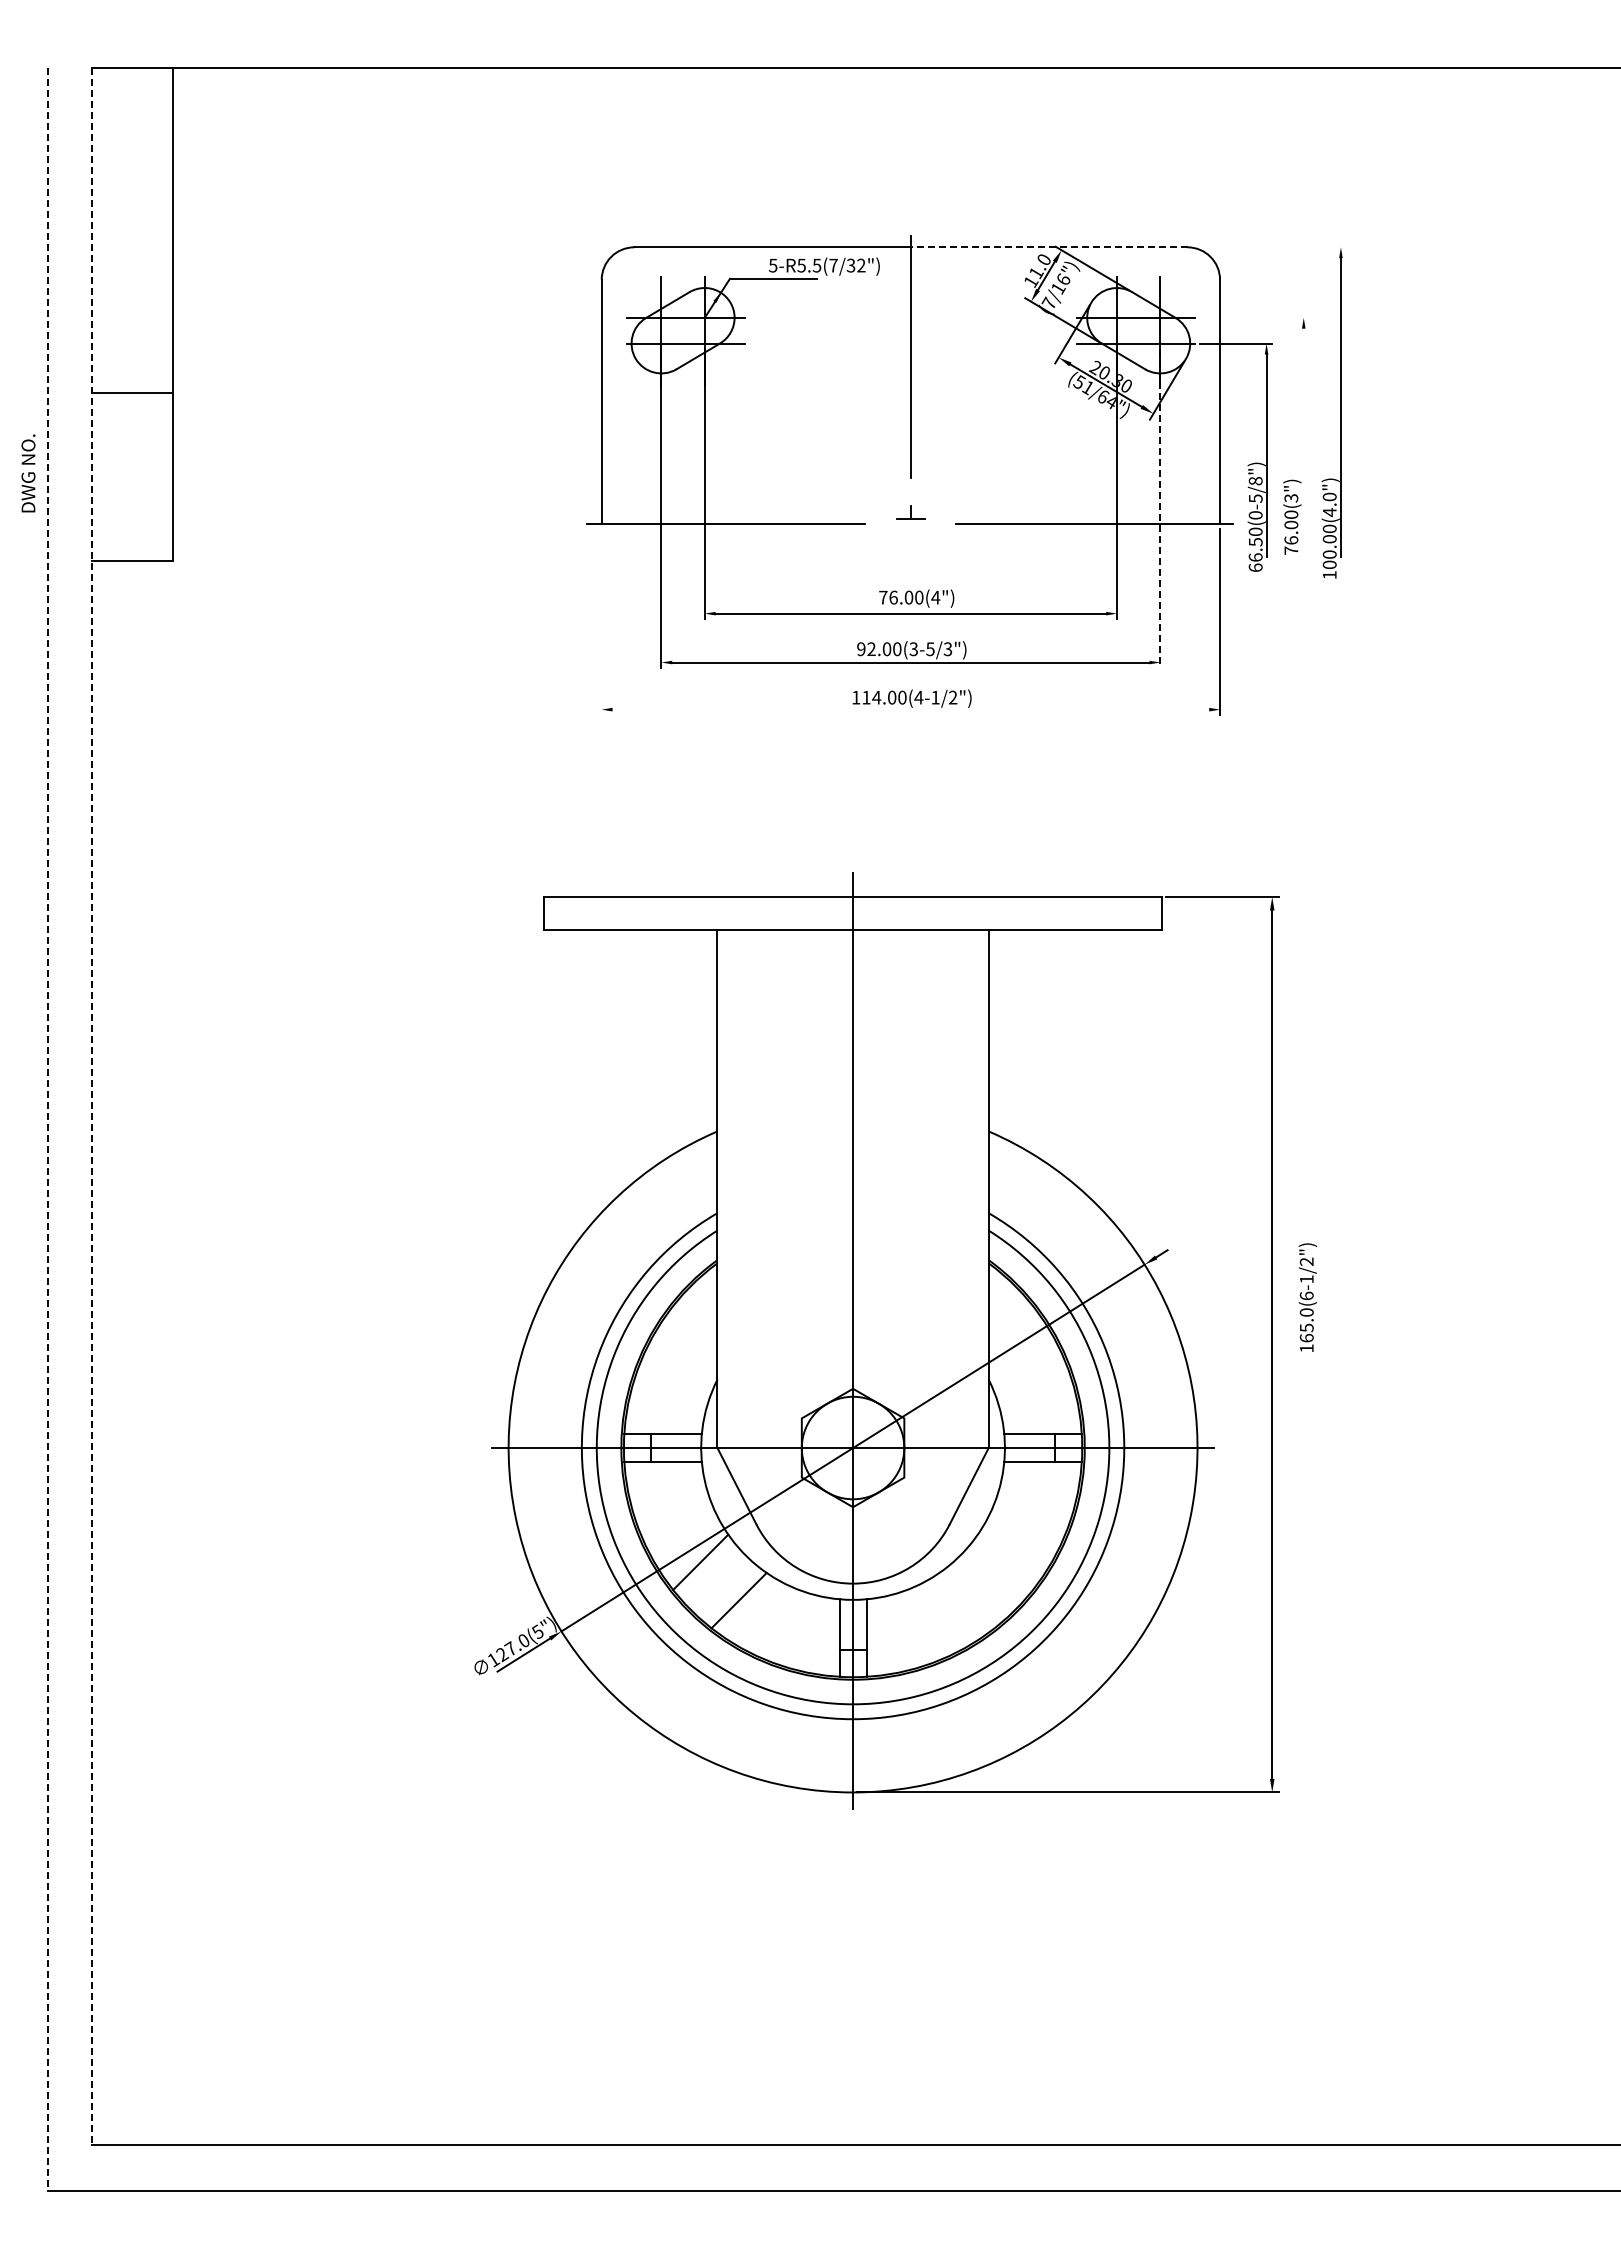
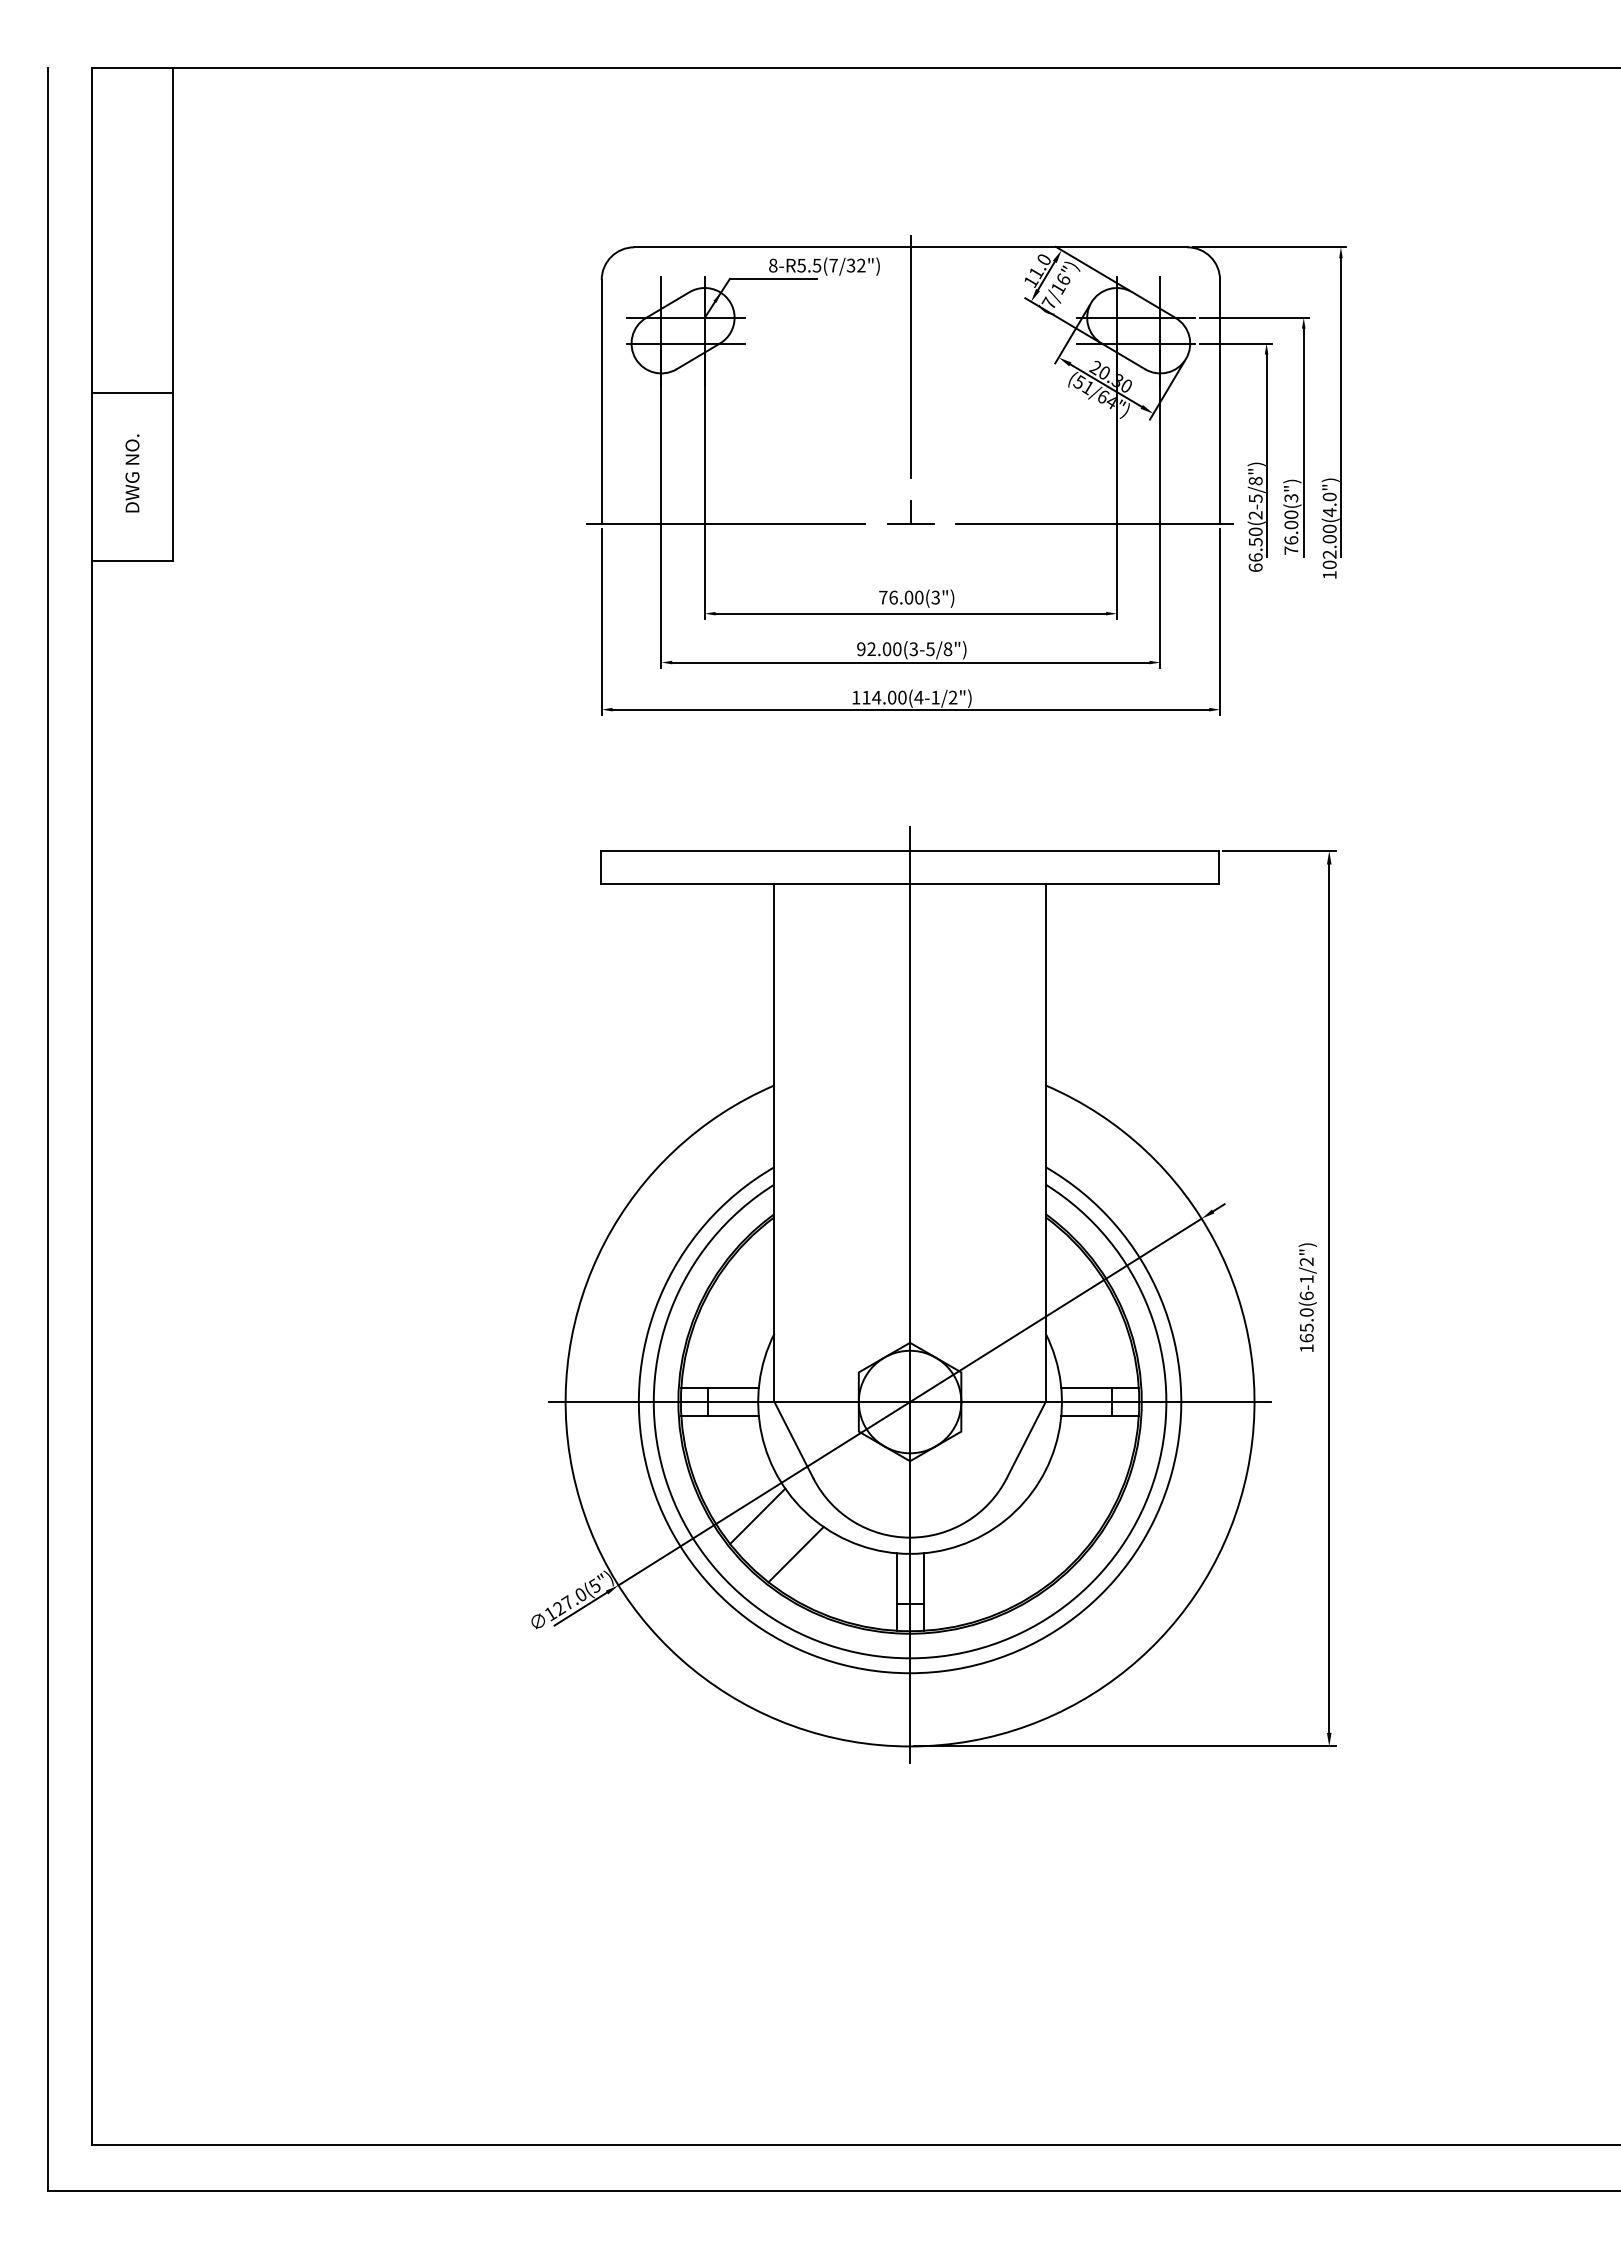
line: dashed -> solid (1048, 247)
line: none -> present (1269, 247)
text: 5-R5.5(7/32") -> 8-R5.5(7/32") (773, 265)
line: none -> present (1254, 317)
line: none -> present (1303, 442)
text position: (28, 473) -> (132, 473) (132, 473)
line: dashed -> solid (1160, 509)
part size: 30x15 px -> 48x25 px (910, 512)
text: 66.50(0-5/8") -> 66.50(2-5/8") (1255, 515)
text: 100.00(4.0") -> 102.00(4.0") (1329, 554)
text: 76.00(4") -> 76.00(3") (935, 597)
line: none -> present (601, 622)
text: 92.00(3-5/3") -> 92.00(3-5/8") (947, 649)
line: none -> present (910, 709)
line: dashed -> solid (91, 1106)
line: dashed -> solid (48, 1129)
part position: (876, 1340) -> (933, 1294) (933, 1294)
